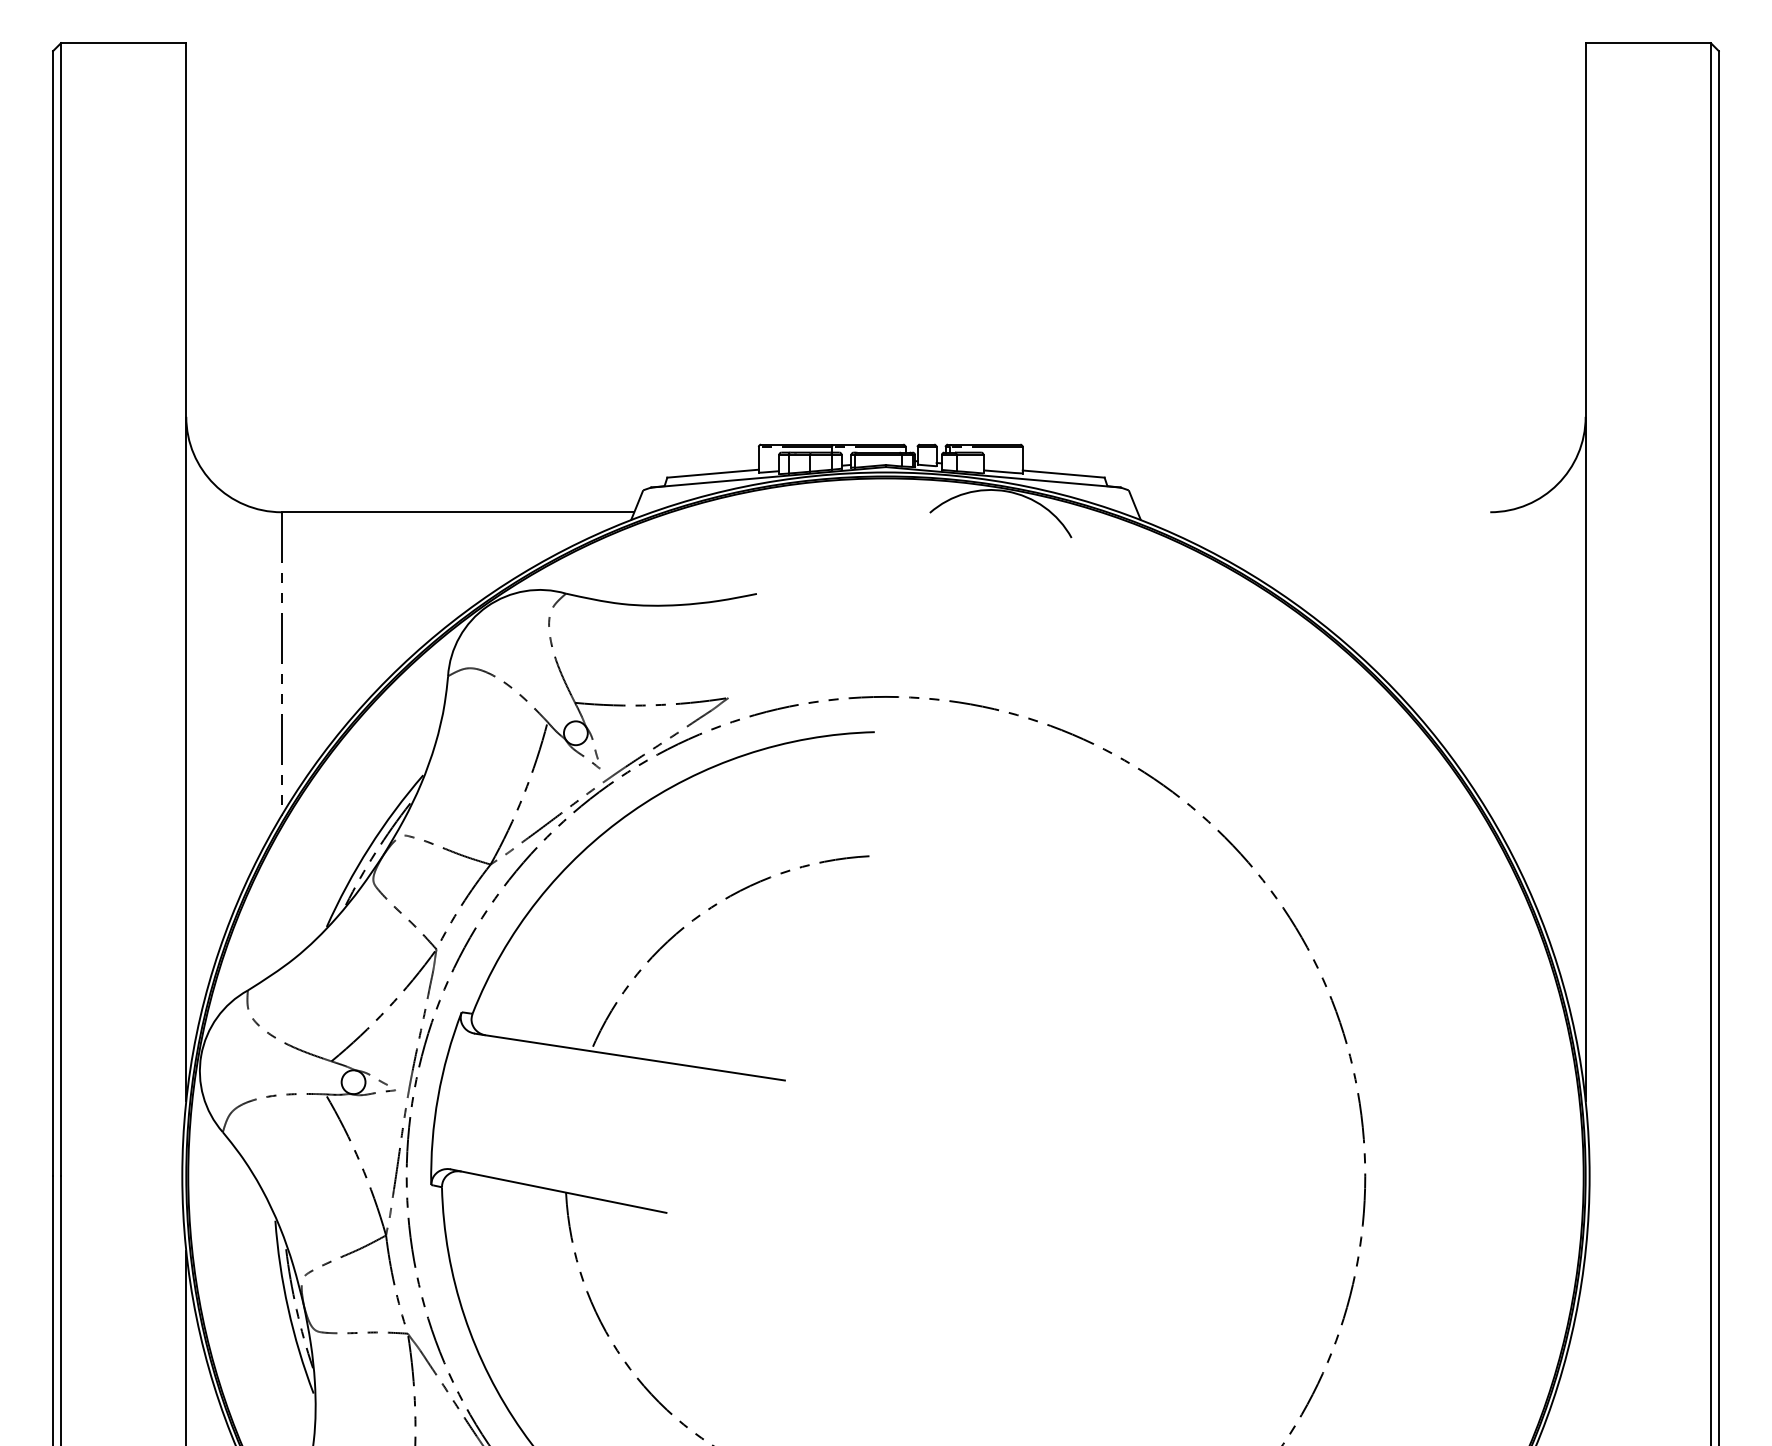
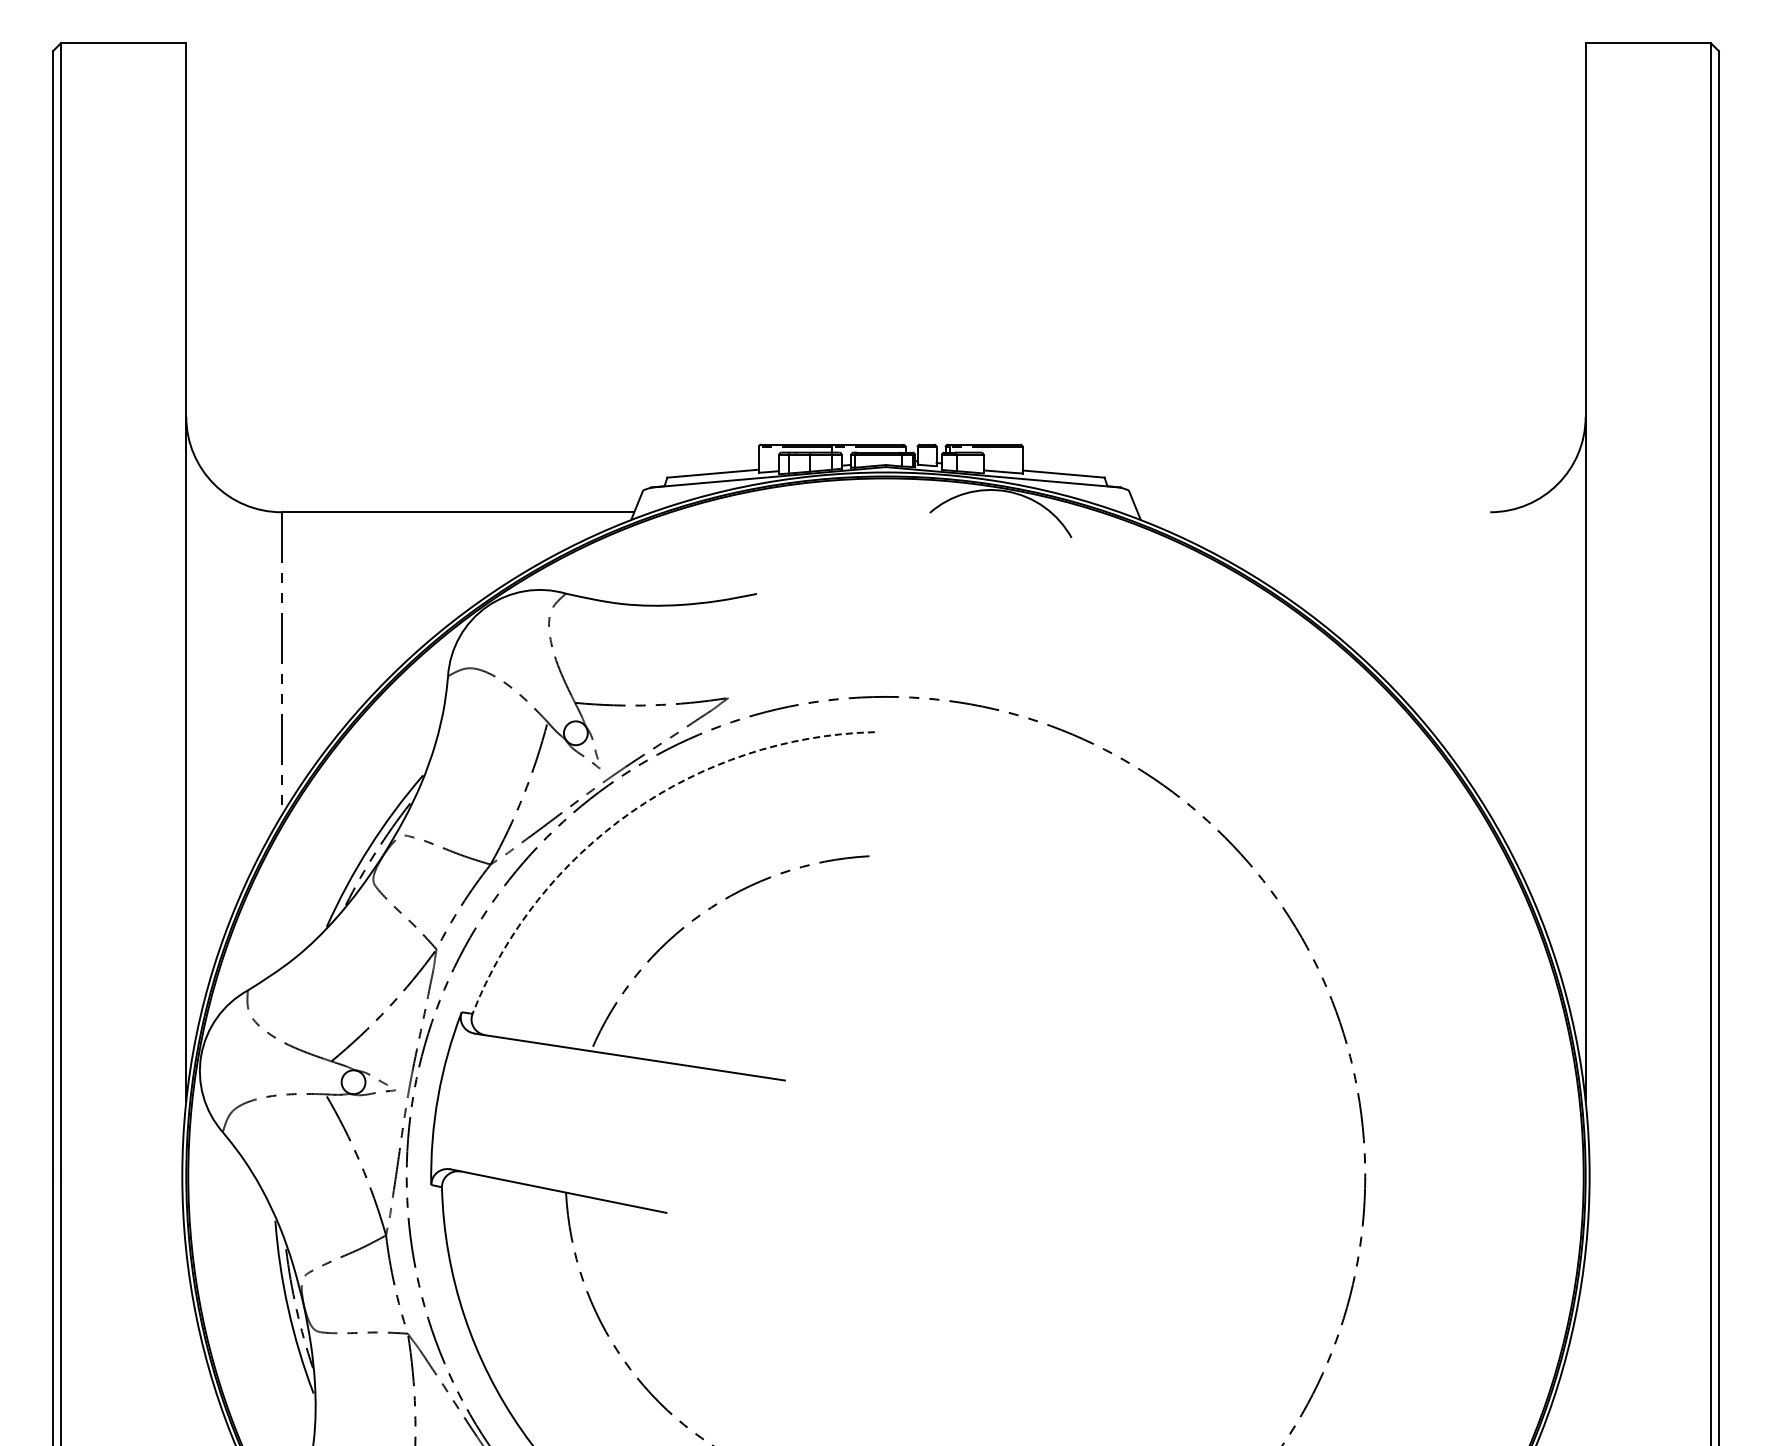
arc: solid -> dashed (631, 812)
line: present -> none (186, 1346)
